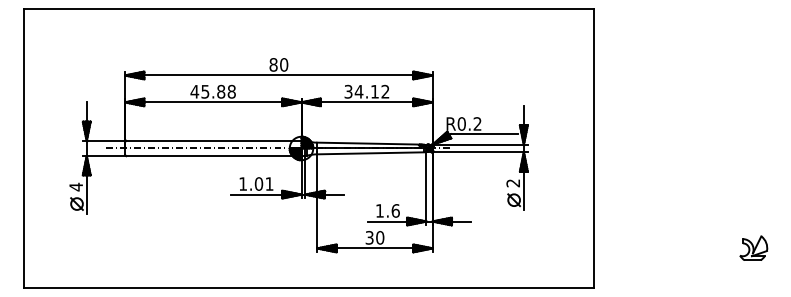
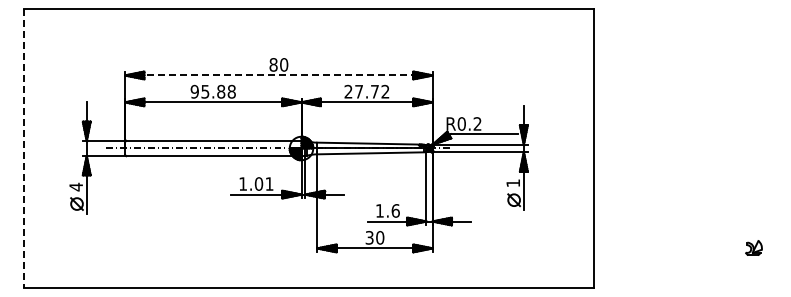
line: solid -> dashed (278, 75)
text: 45.88 -> 95.88 (194, 91)
text: 34.12 -> 27.72 (361, 91)
line: solid -> dashed (23, 148)
text: 2 -> 1 (512, 183)
part size: 30x26 px -> 18x16 px (753, 247)
